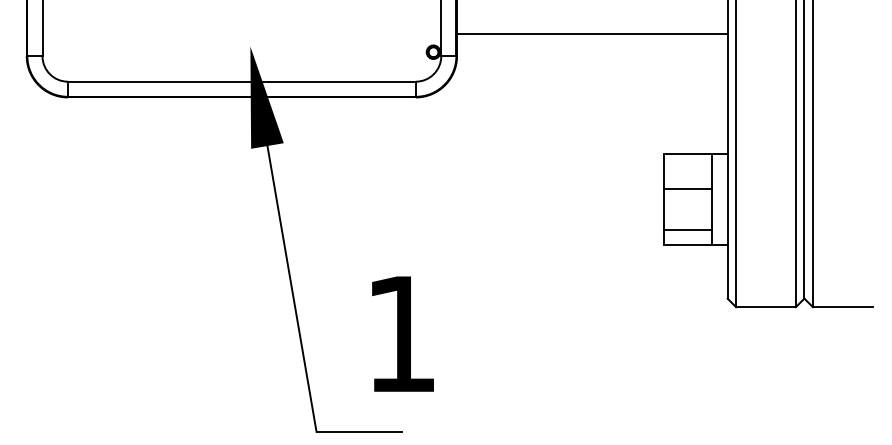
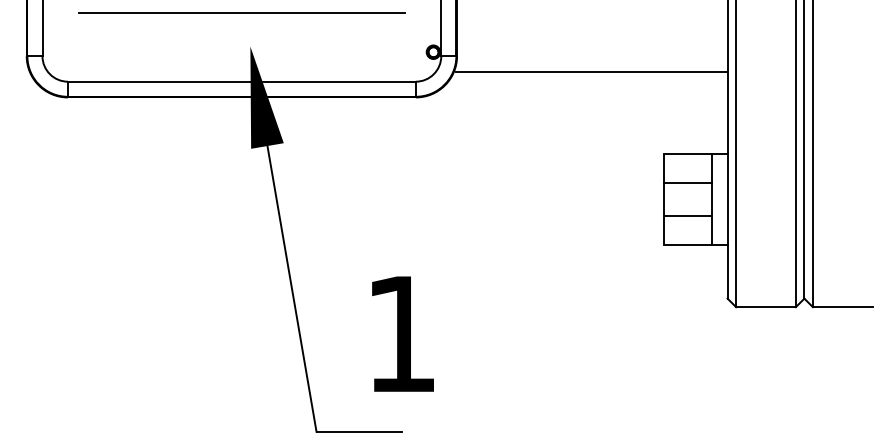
line: none -> present (241, 13)
line position: (591, 33) -> (591, 71) (591, 71)
line position: (687, 189) -> (687, 183) (687, 183)
line position: (687, 230) -> (687, 216) (687, 216)
